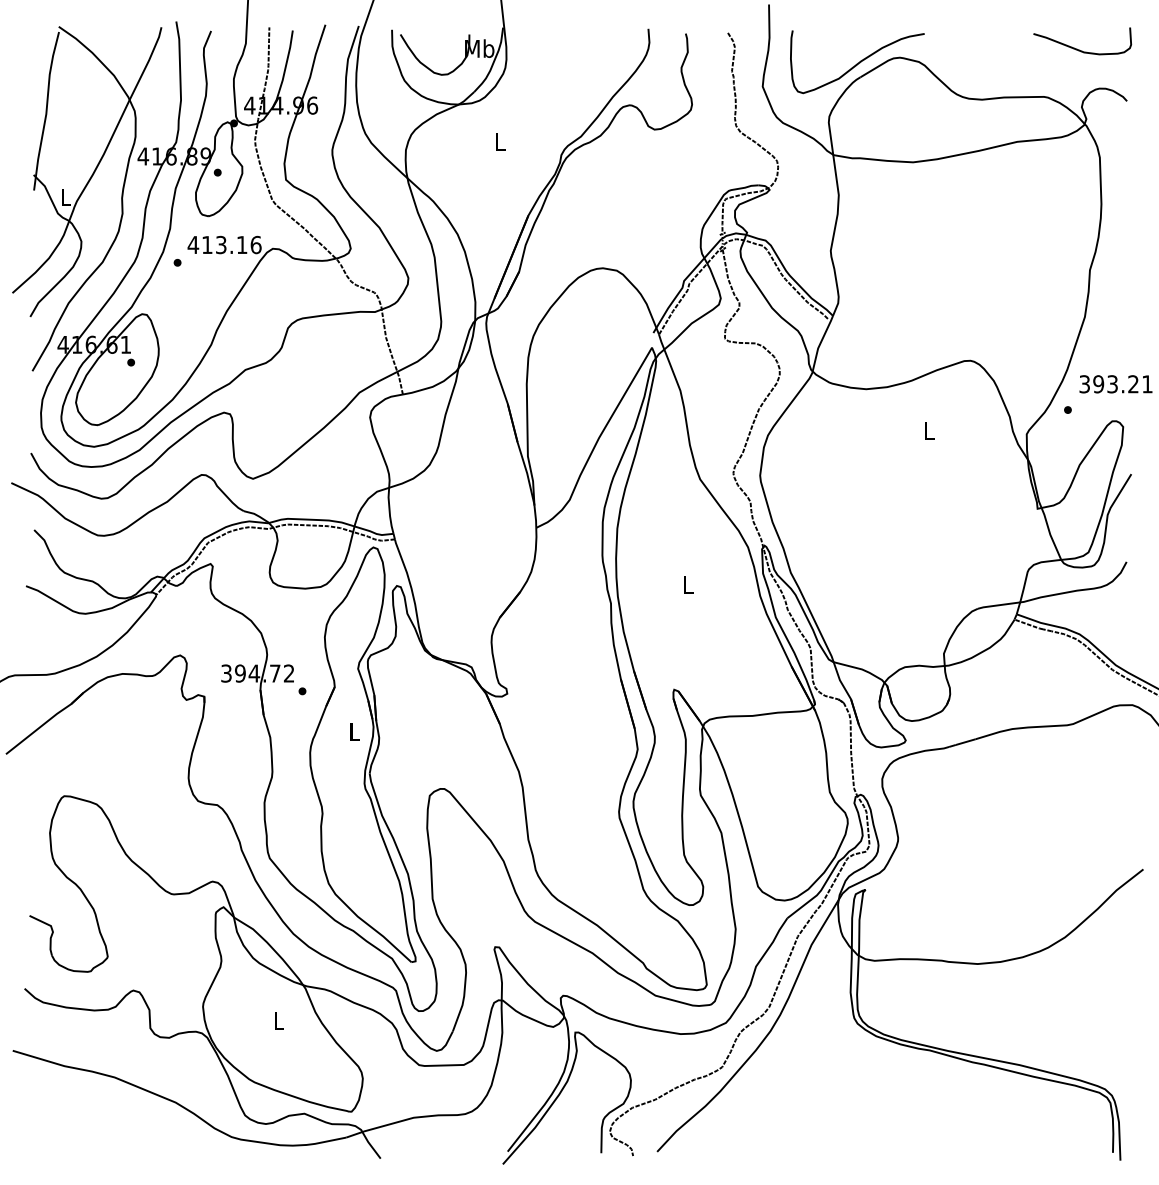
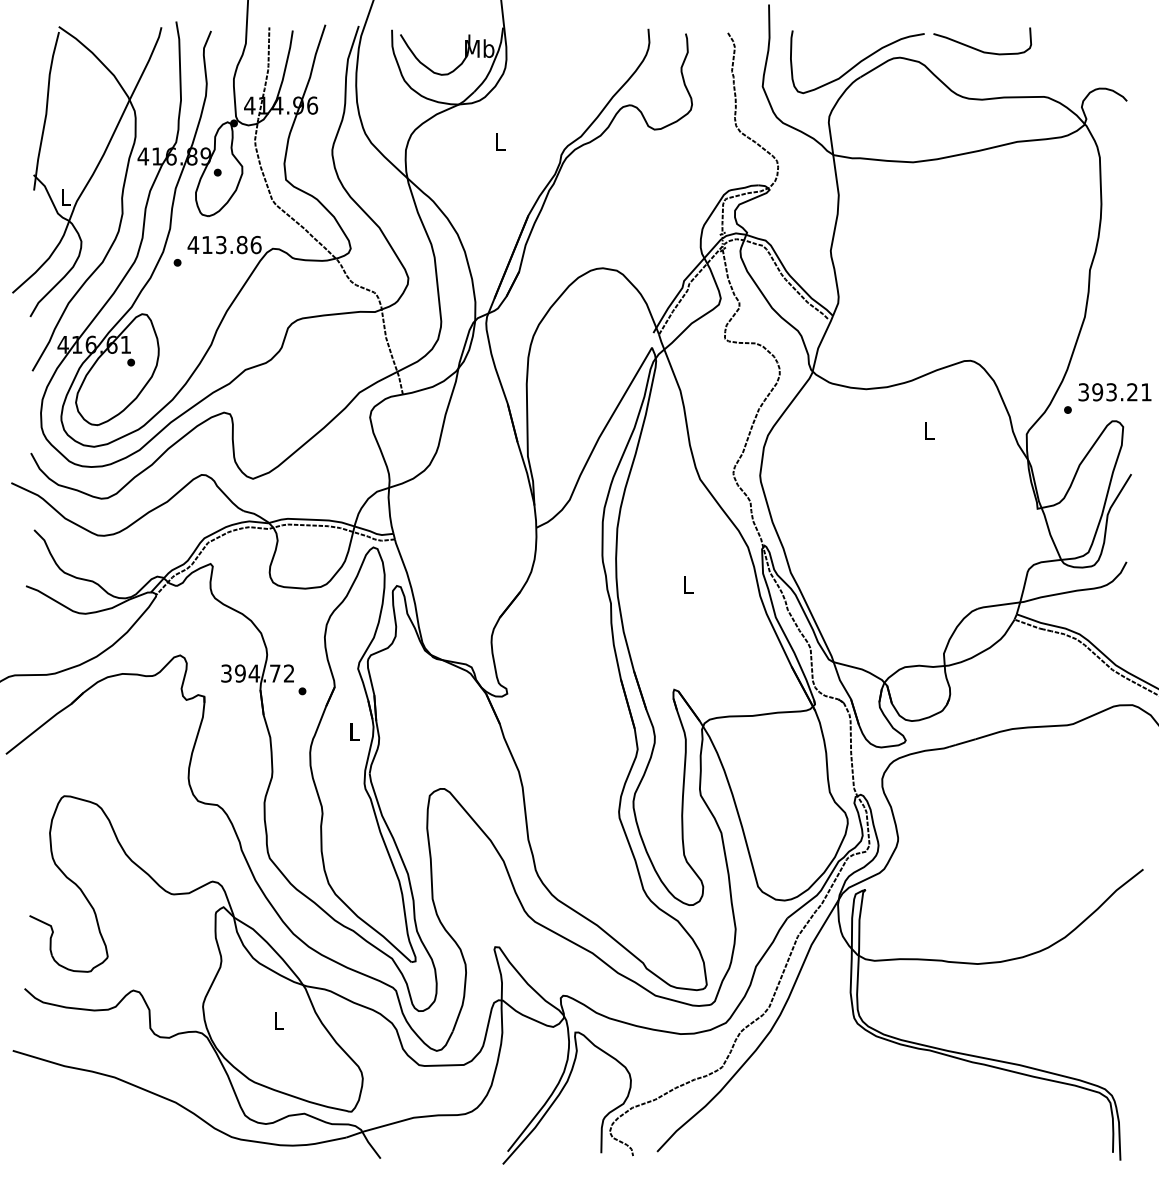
curve position: (1079, 49) -> (979, 49) (979, 49)
text: 413.16 -> 413.86 (241, 244)
text position: (1115, 384) -> (1114, 392) (1114, 392)
